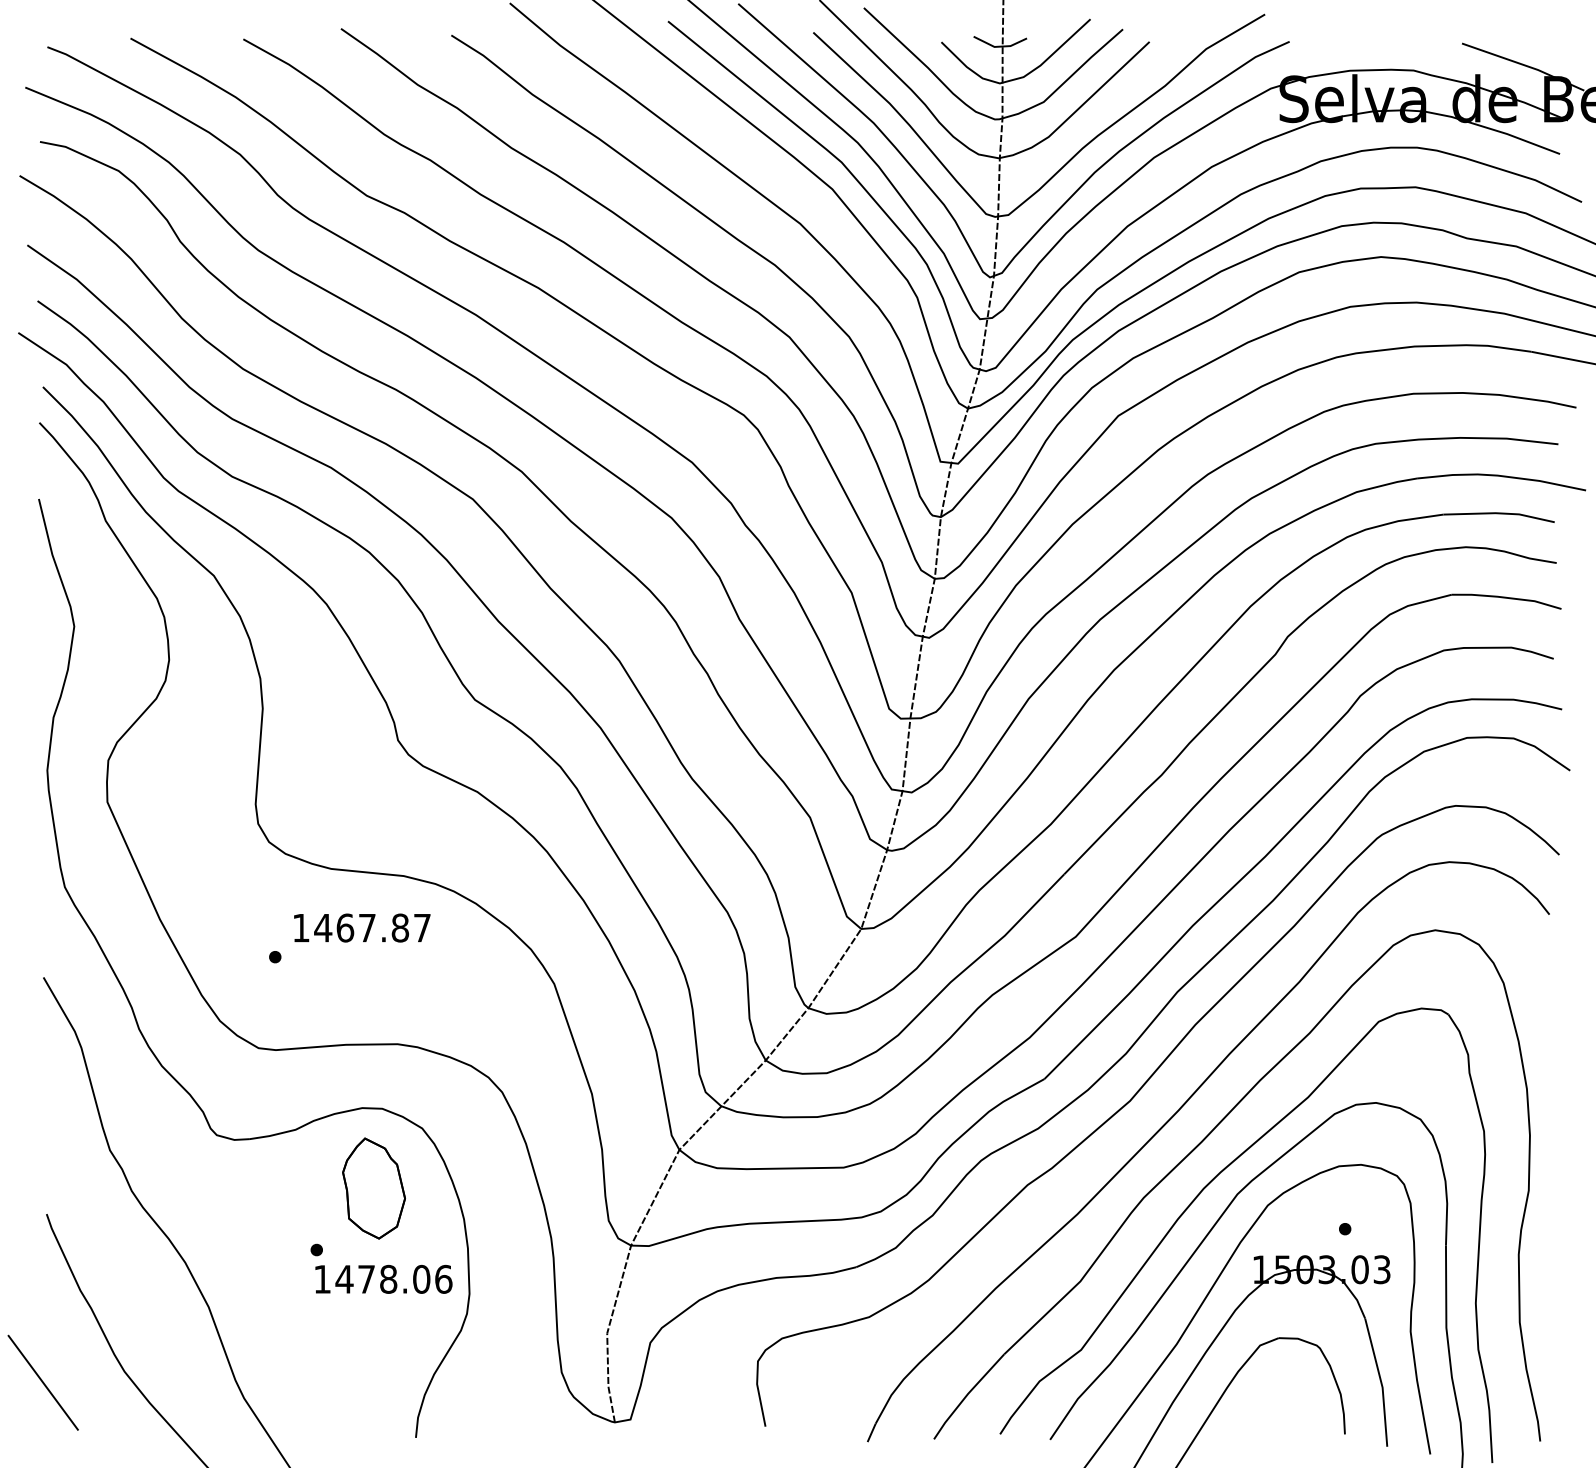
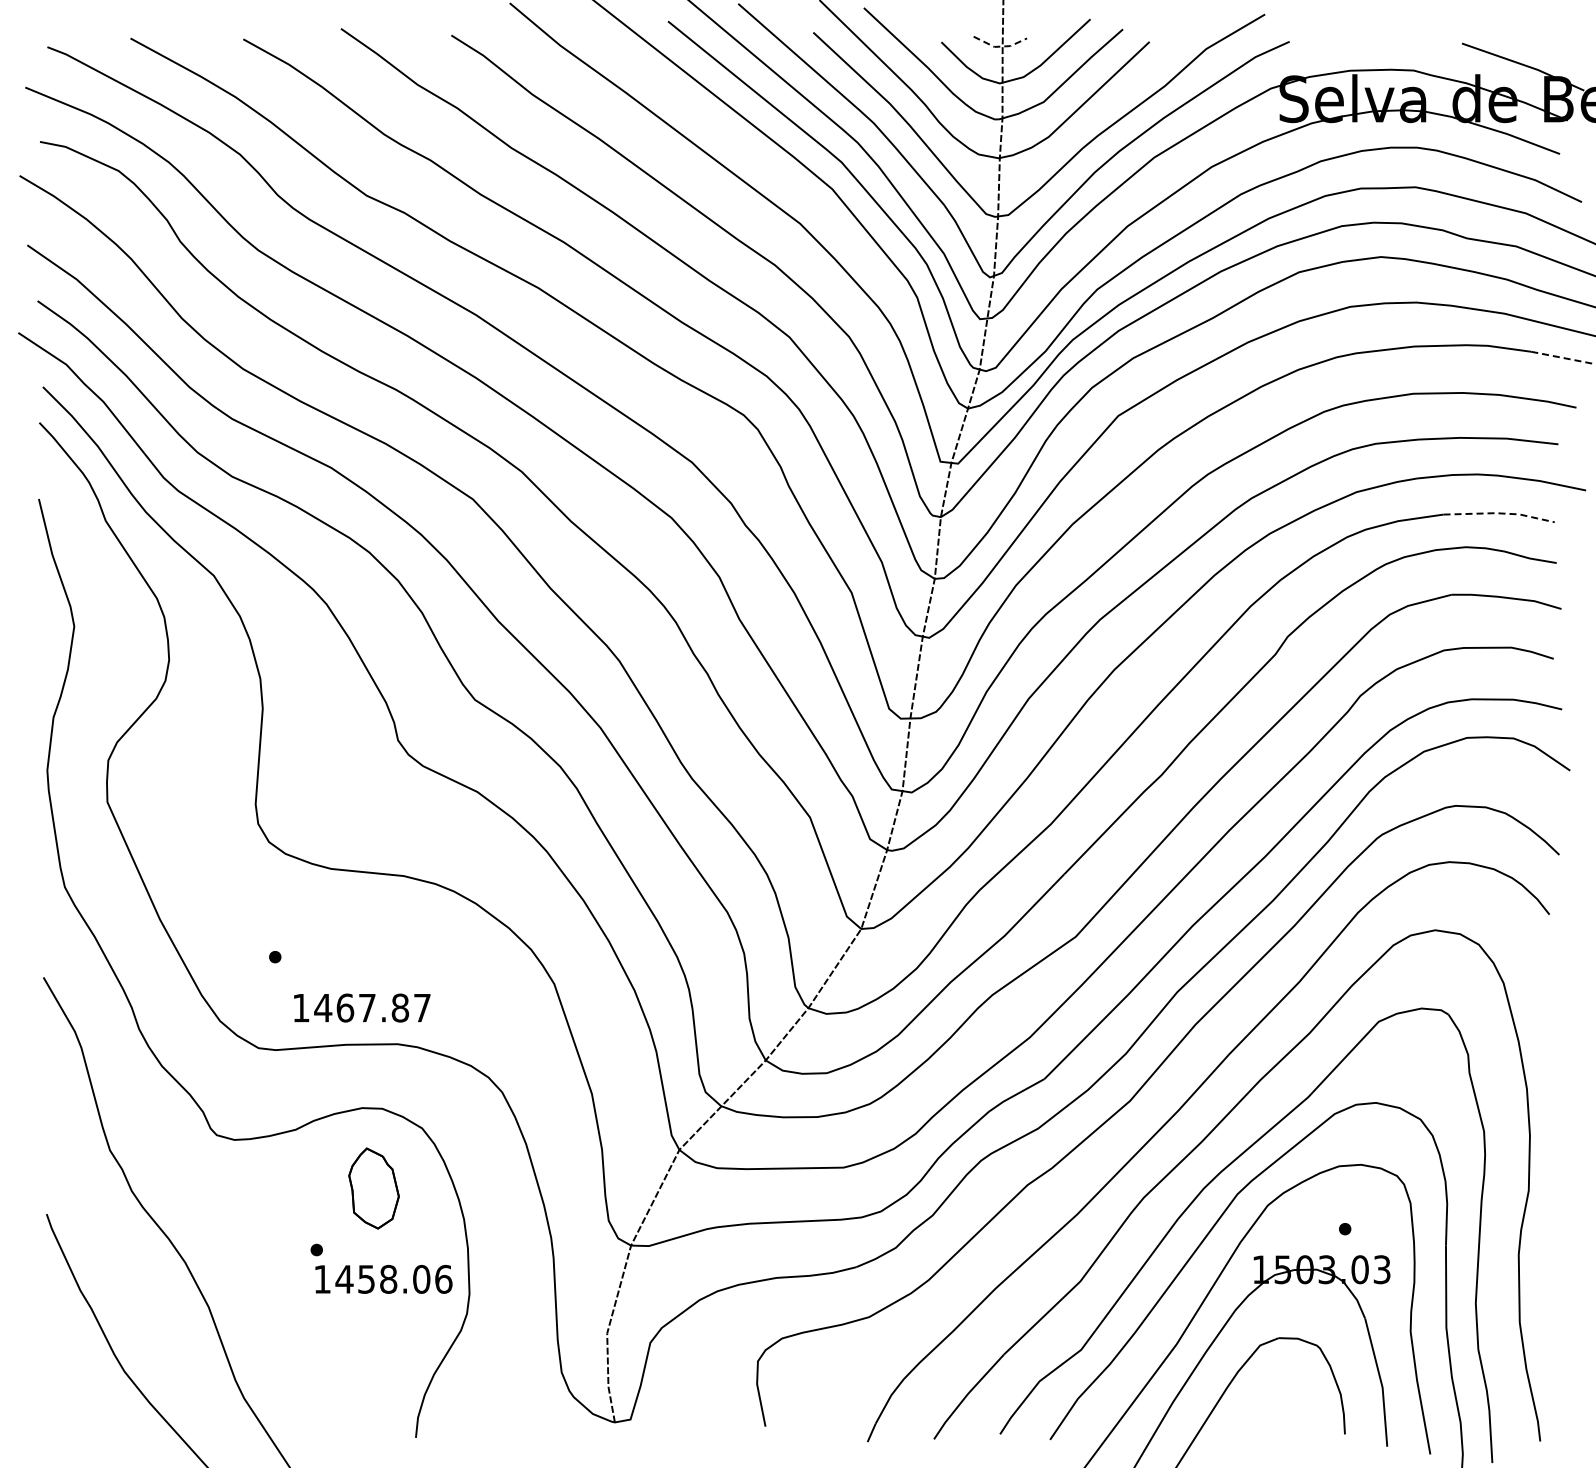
line: solid -> dashed (1000, 46)
line: solid -> dashed (1563, 357)
line: solid -> dashed (1499, 513)
text position: (362, 927) -> (362, 1007) (362, 1007)
part size: 64x103 px -> 52x83 px (373, 1188)
text: 1478.06 -> 1458.06 (366, 1279)
line: present -> none (42, 1382)
